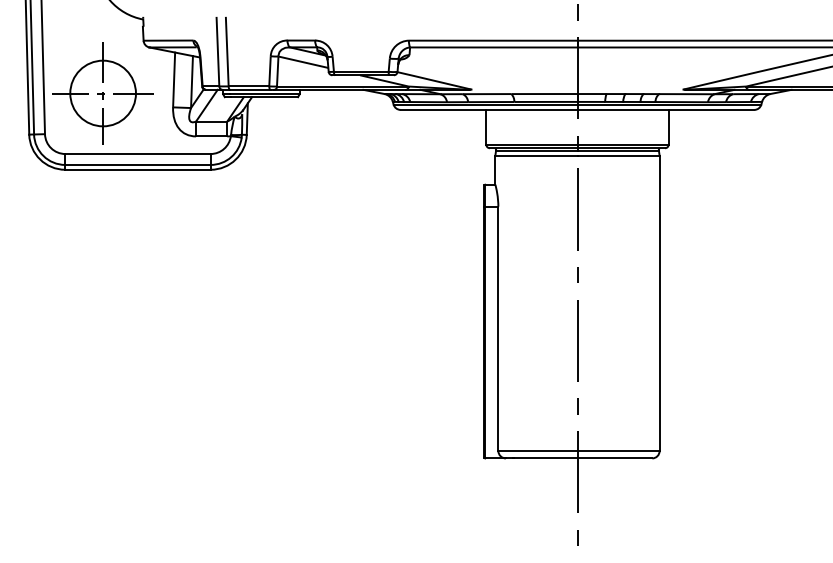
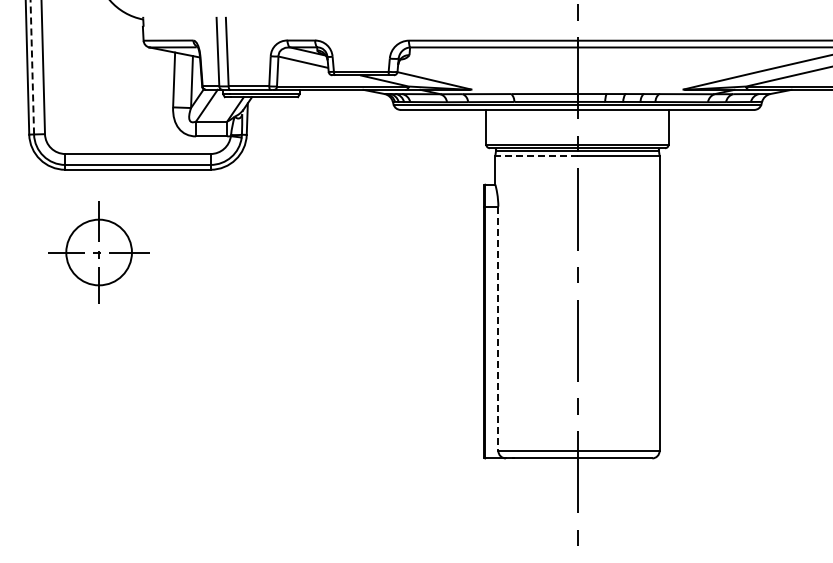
line: solid -> dashed (32, 67)
part position: (102, 93) -> (98, 252) (98, 252)
line: solid -> dashed (535, 155)
line: solid -> dashed (498, 329)
